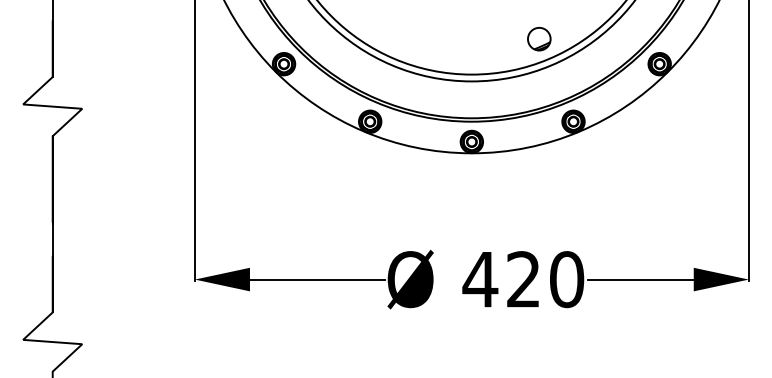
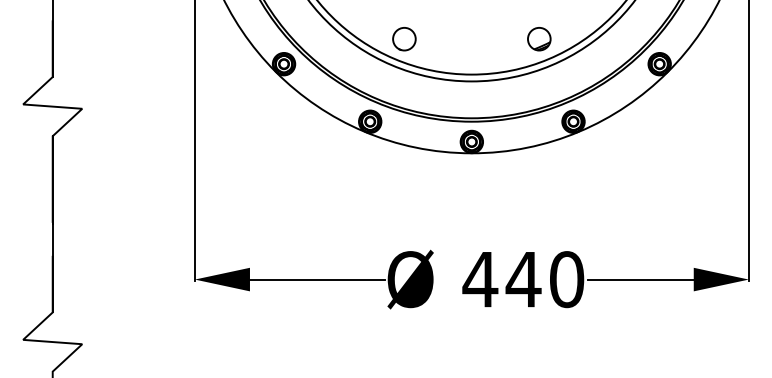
circle: none -> present (404, 39)
text: 420 -> 440 (523, 279)
